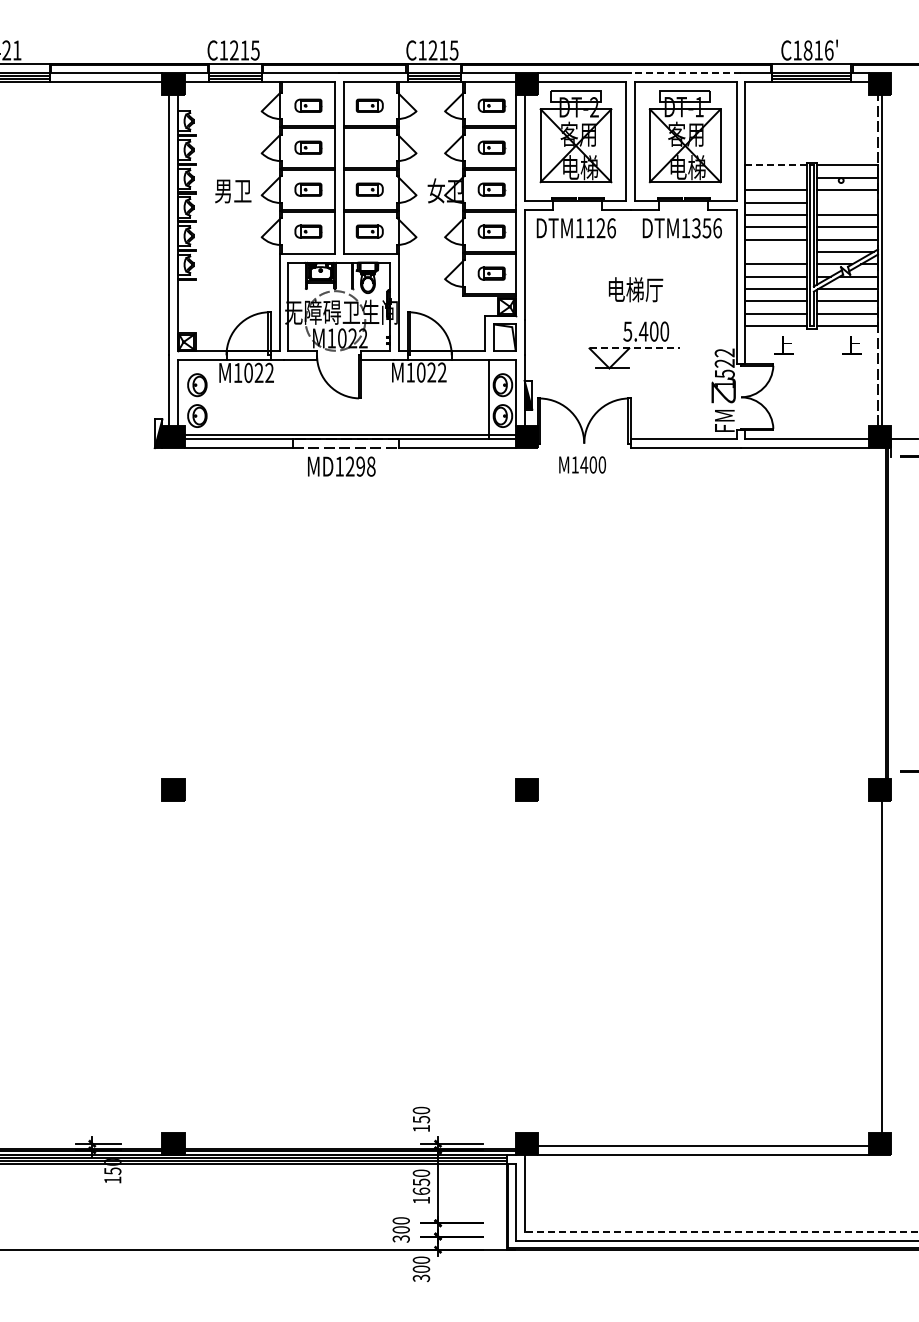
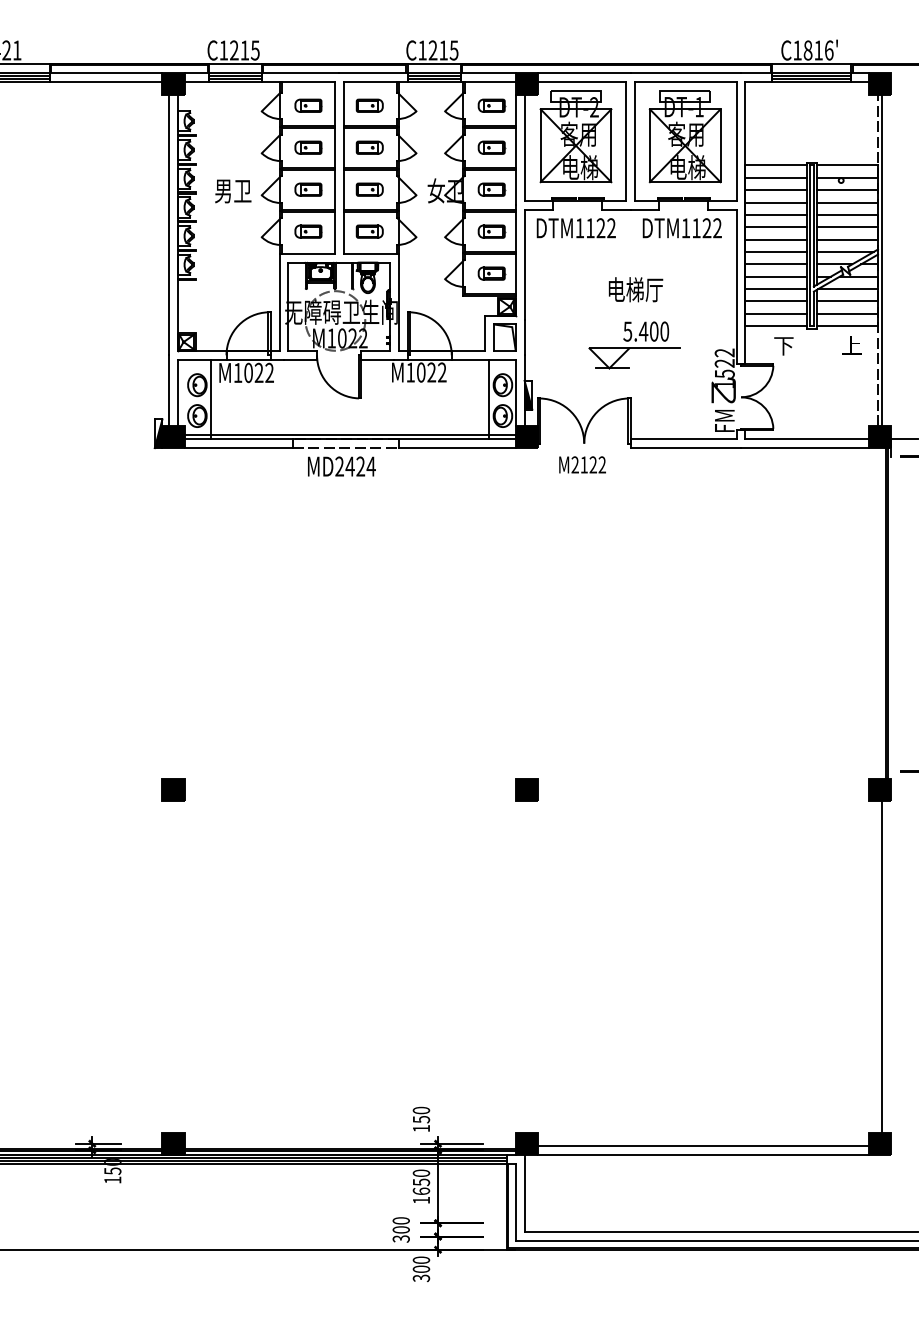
line: dashed -> solid (685, 72)
part: none -> present (369, 147)
line: dashed -> solid (776, 165)
line: none -> present (775, 177)
line: none -> present (846, 202)
text: DTM1126 -> DTM1122 (611, 228)
text: DTM1356 -> DTM1122 (706, 228)
line: none -> present (775, 252)
text: 上 -> 下 (783, 345)
line: dashed -> solid (635, 348)
line: none -> present (211, 399)
text: M1400 -> M2122 (588, 464)
text: MD1298 -> MD2424 (355, 466)
line: dashed -> solid (721, 1232)
